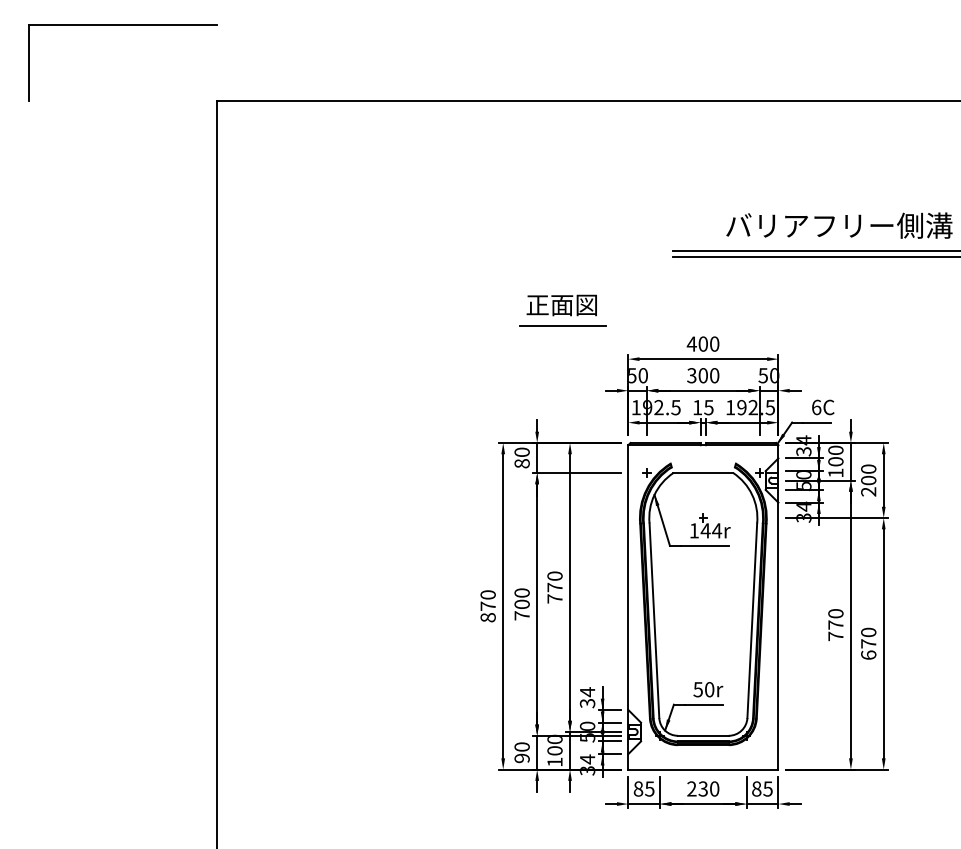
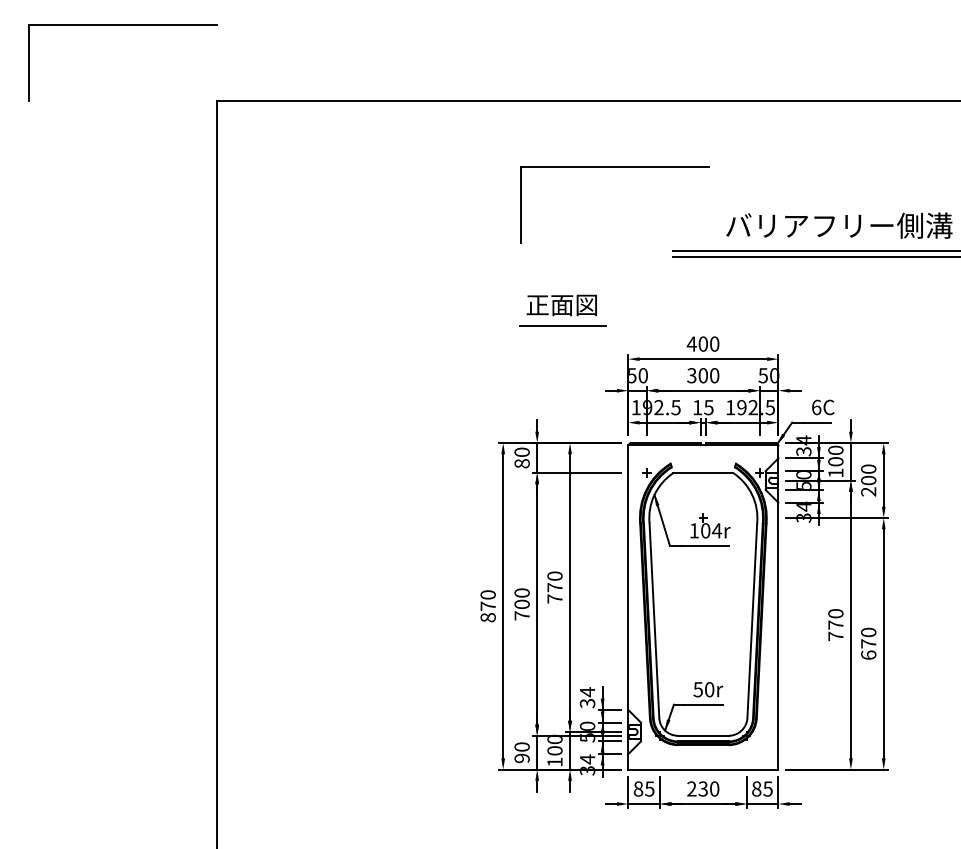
part: none -> present (614, 167)
text: 144r -> 104r (705, 530)
